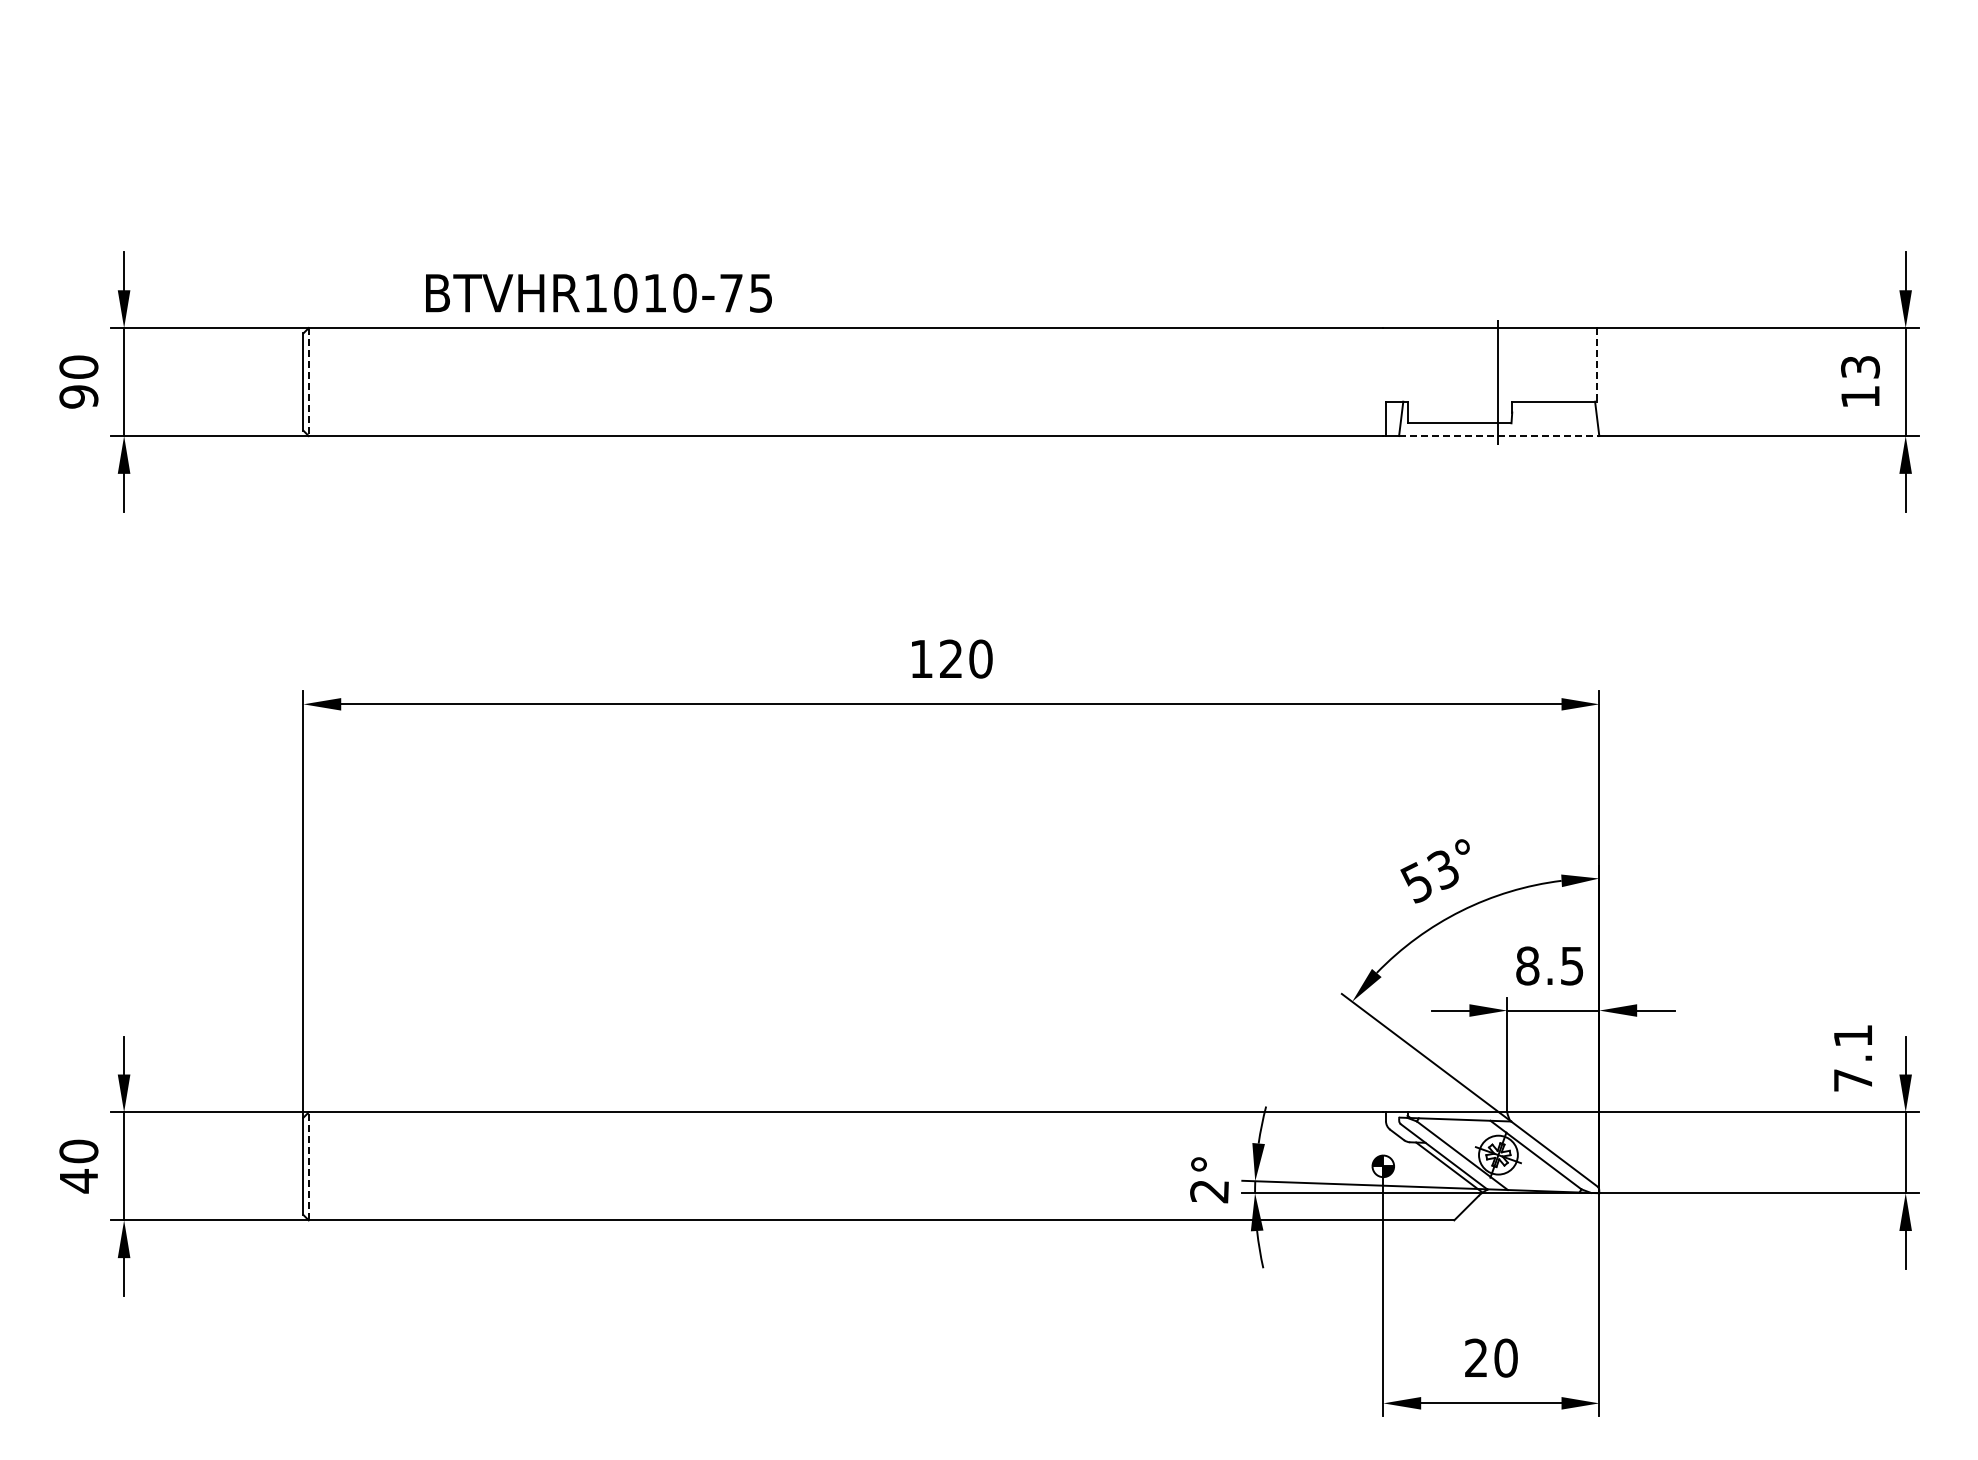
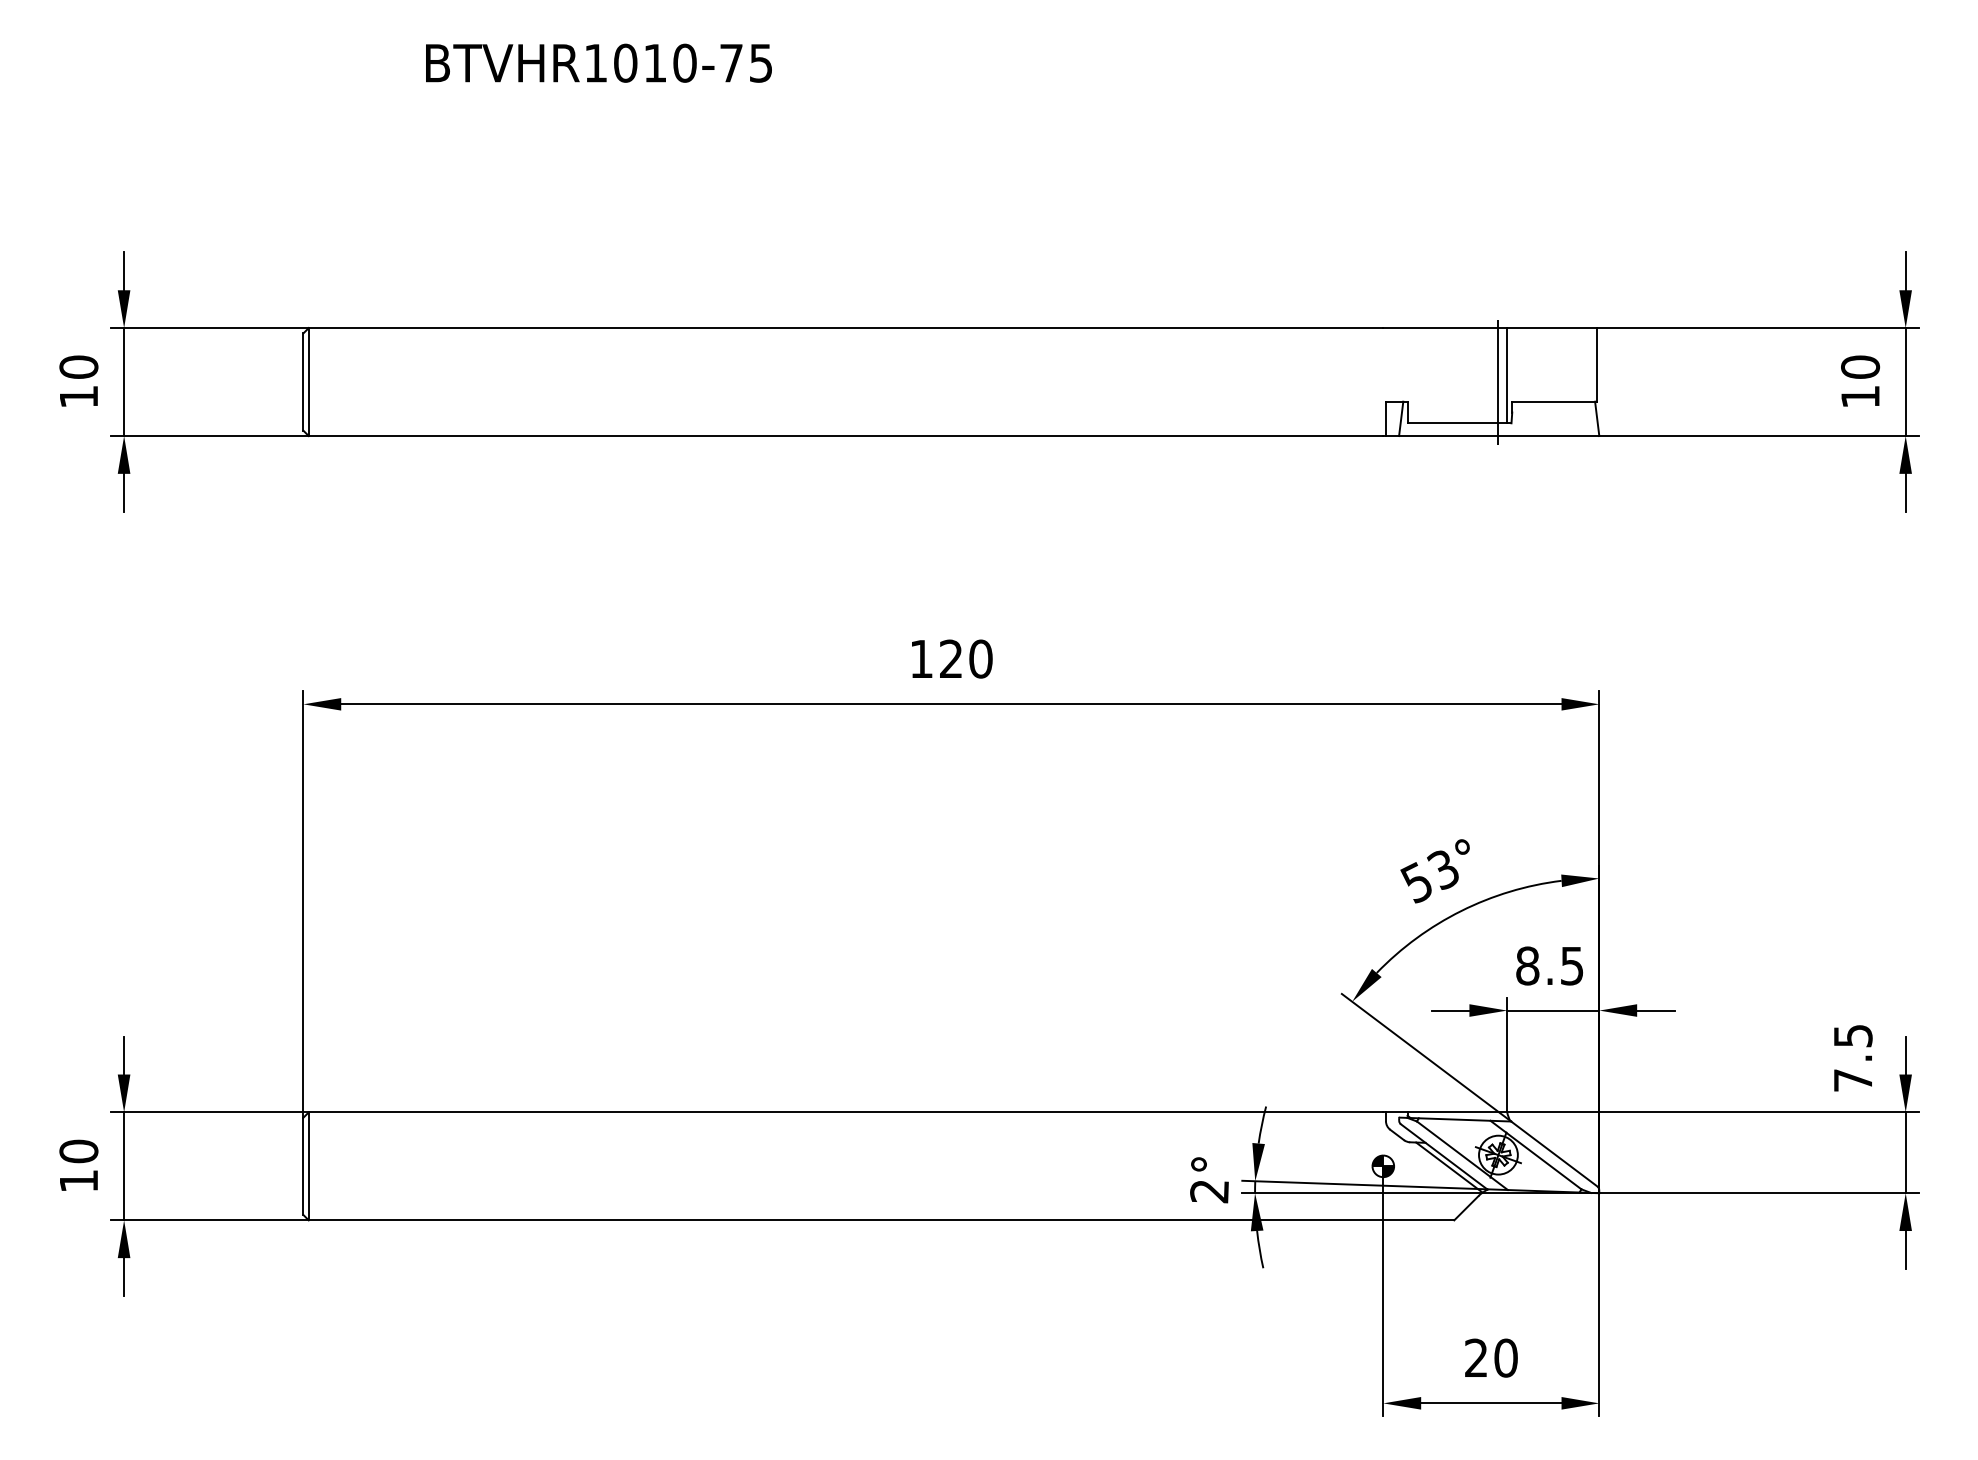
text position: (598, 292) -> (598, 62) (598, 62)
line: dashed -> solid (1596, 364)
text: 13 -> 10 (1860, 366)
line: none -> present (1507, 375)
line: dashed -> solid (308, 382)
text: 90 -> 10 (78, 396)
line: dashed -> solid (1499, 436)
text: 7.1 -> 7.5 (1853, 1036)
line: dashed -> solid (308, 1166)
text: 40 -> 10 (78, 1181)
